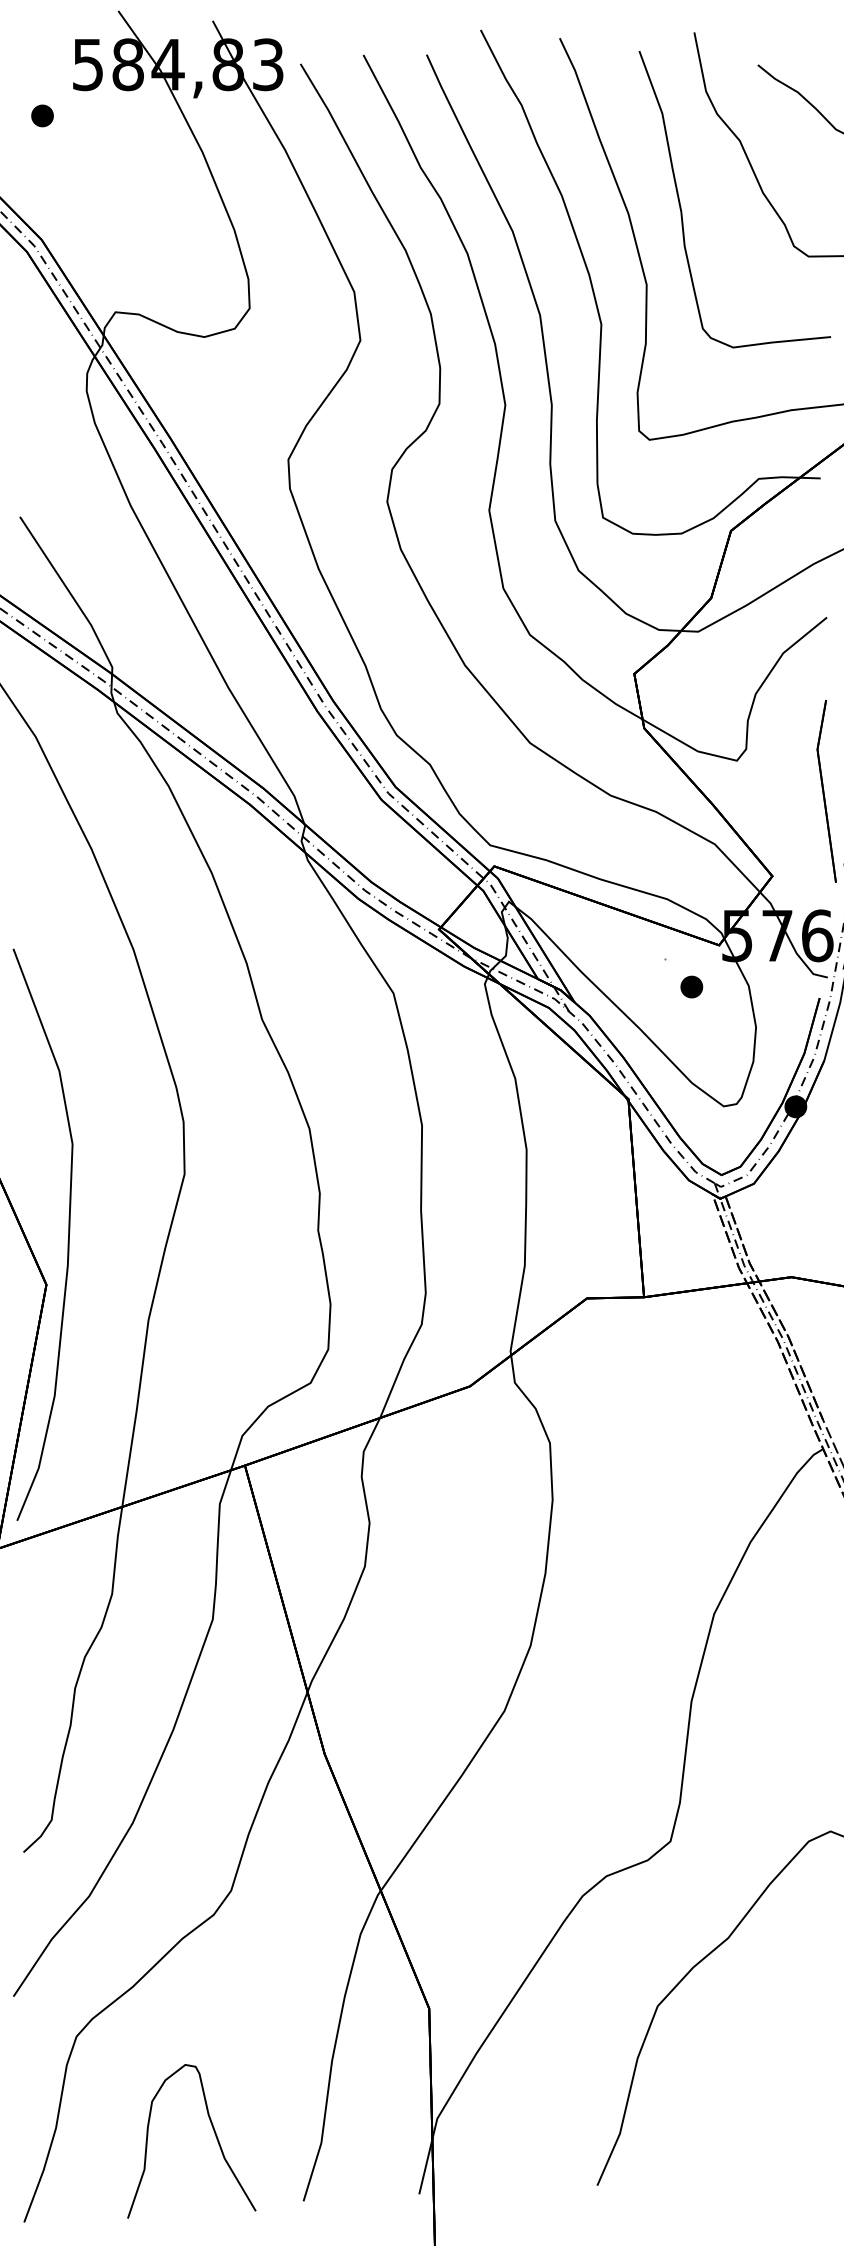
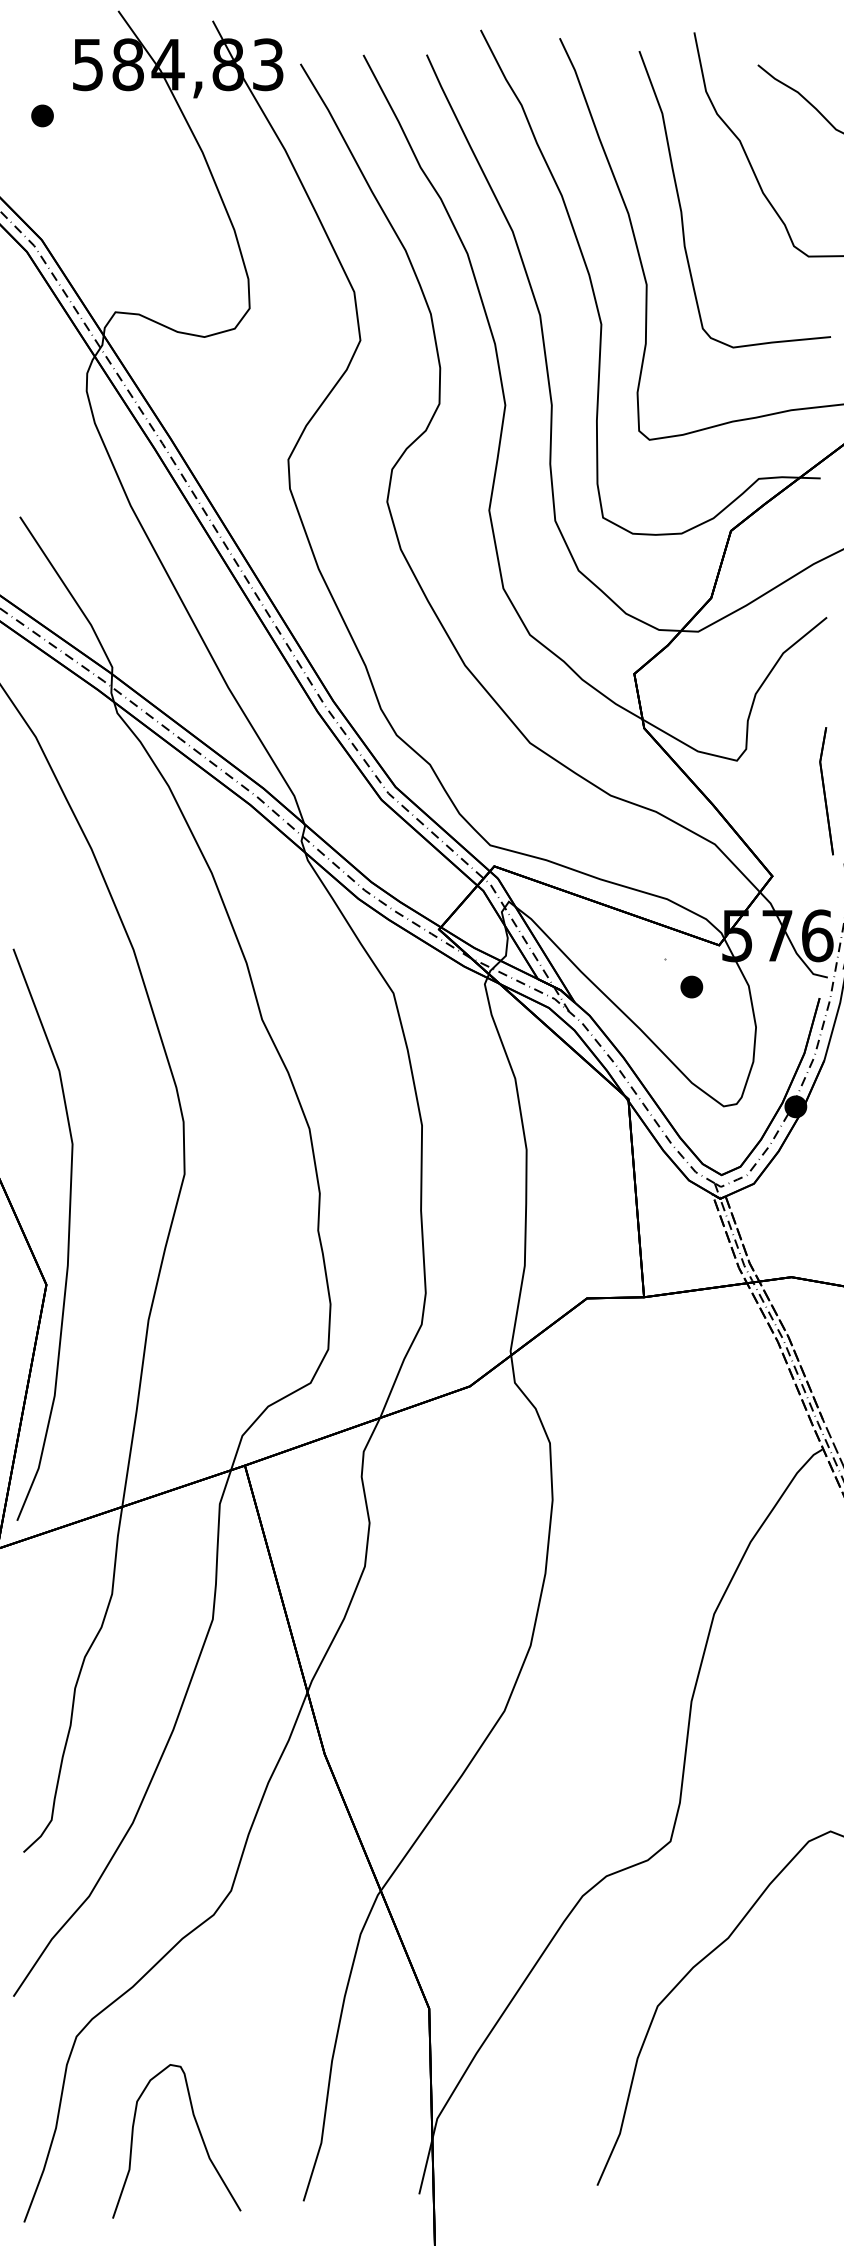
part size: 21x184 px -> 15x129 px (826, 791)
curve position: (214, 2134) -> (199, 2134) (199, 2134)
